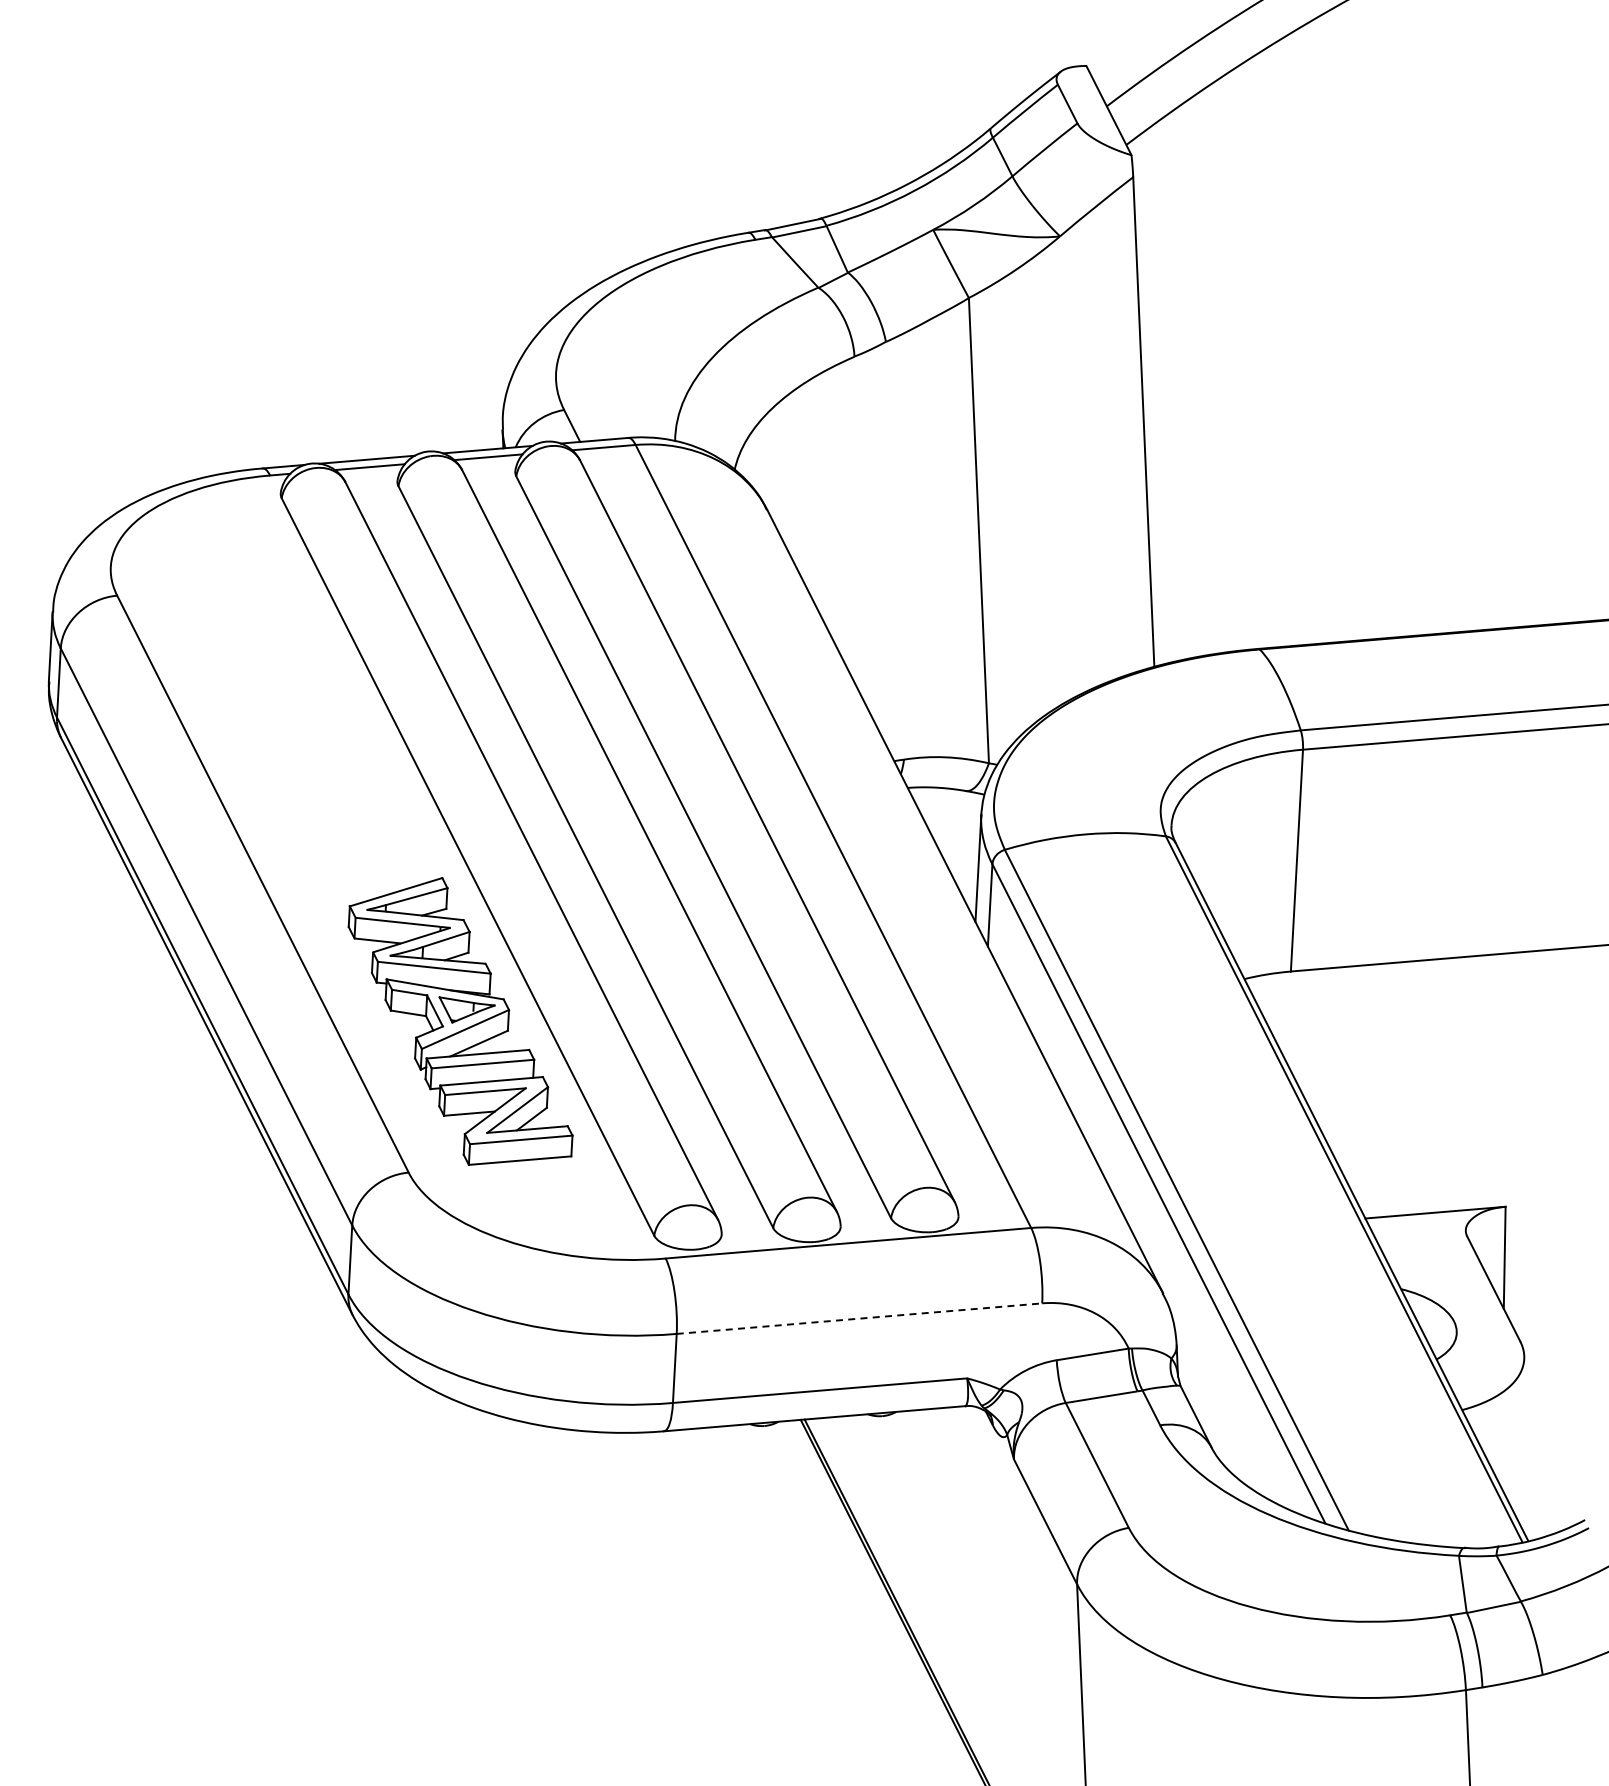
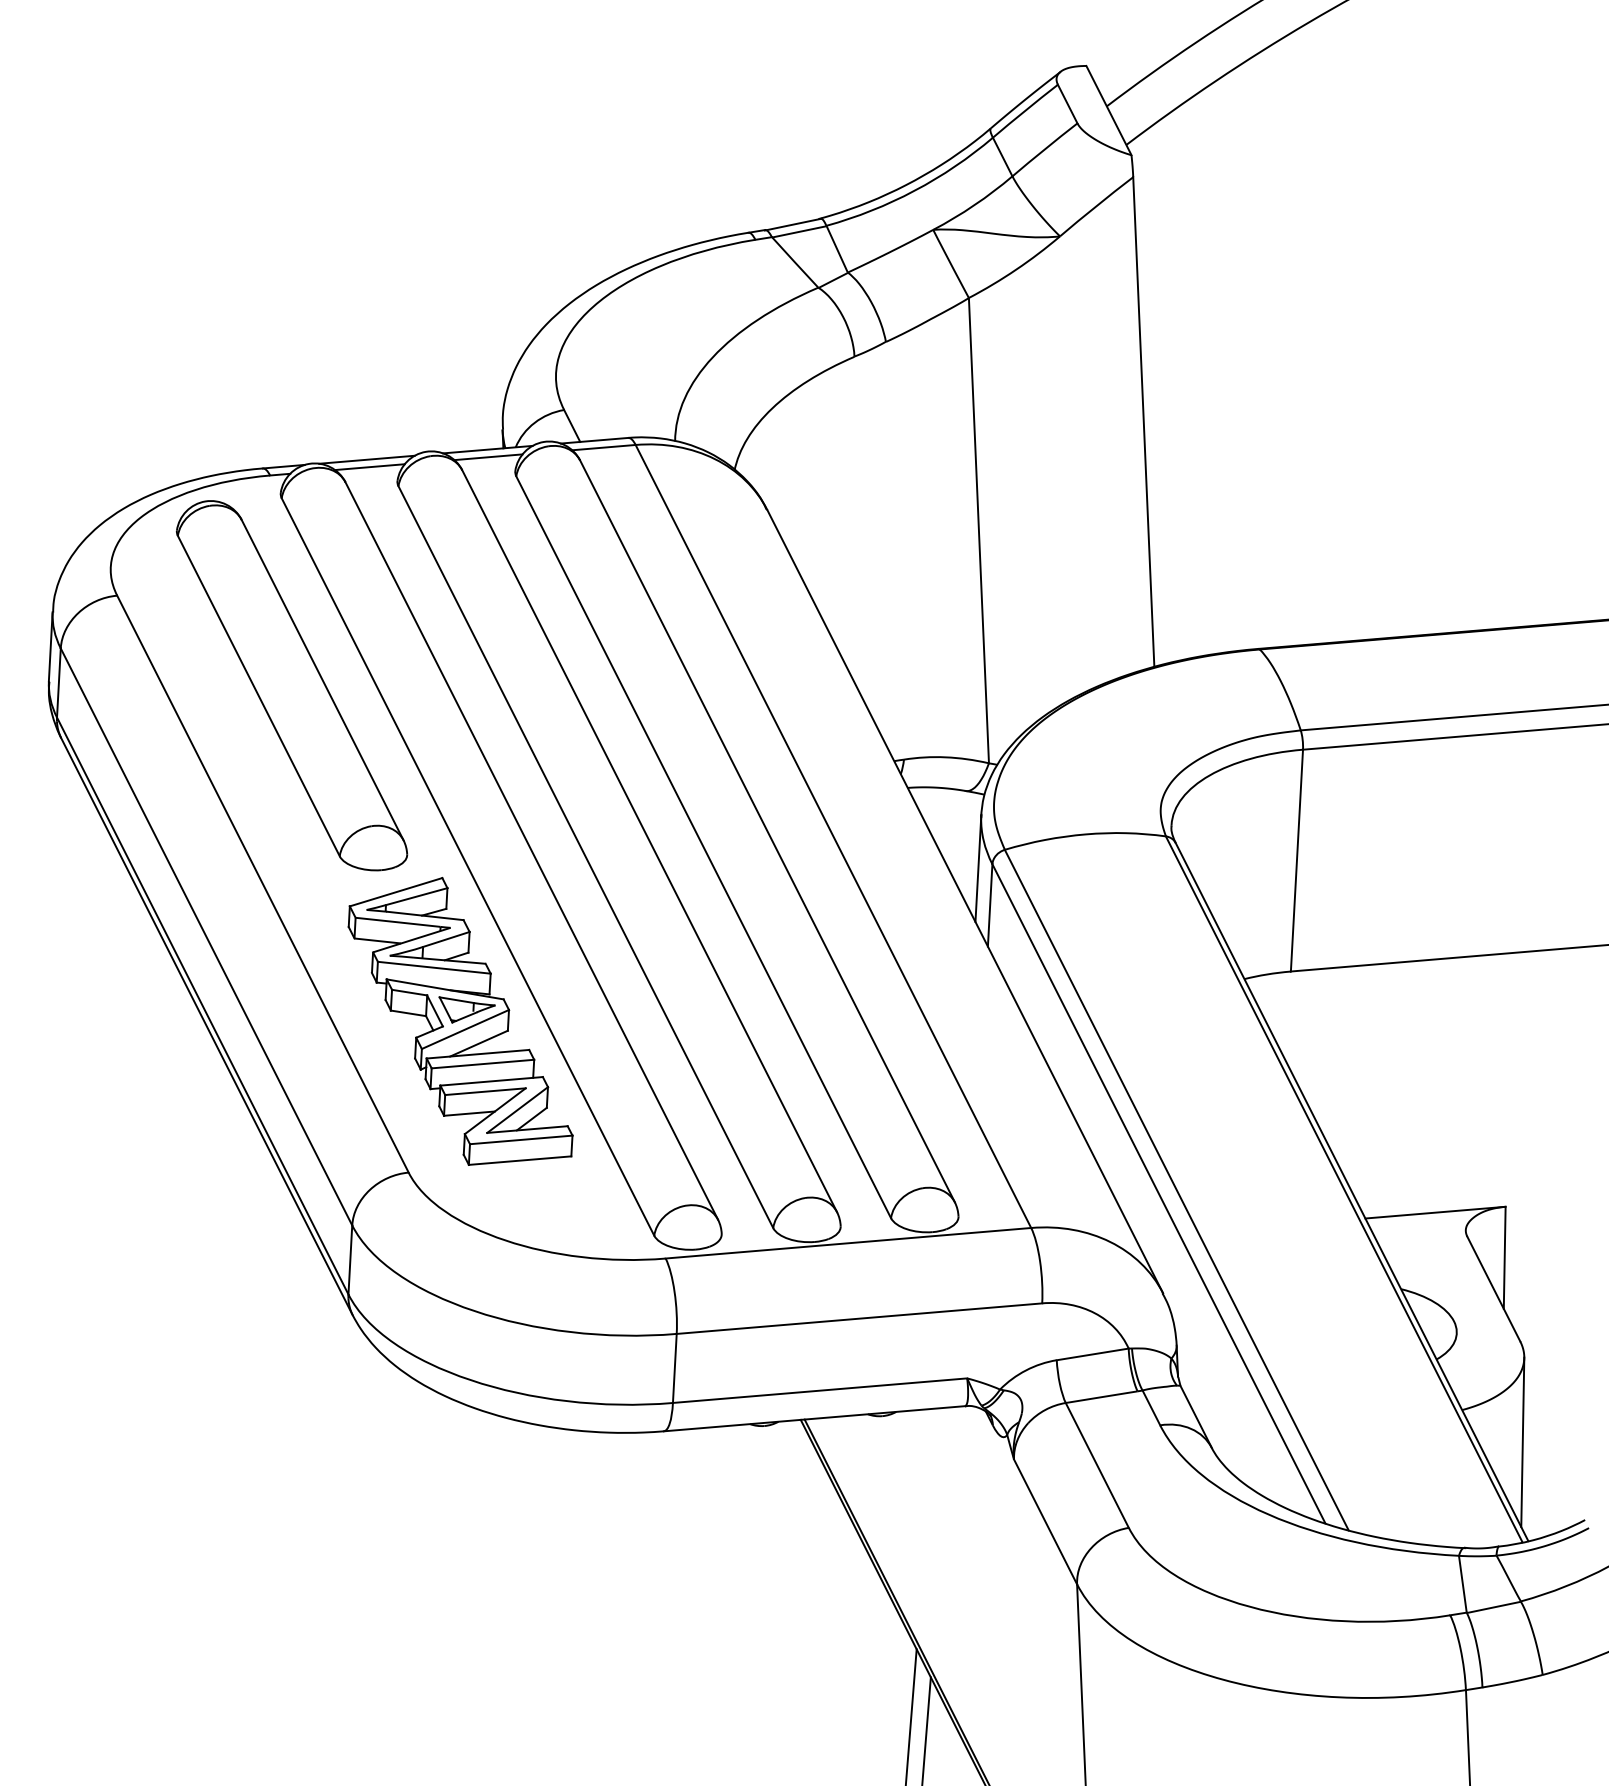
part: none -> present (291, 685)
line: dashed -> solid (859, 1318)
line: none -> present (1522, 1442)
line: none -> present (911, 1715)
line: none -> present (926, 1729)
